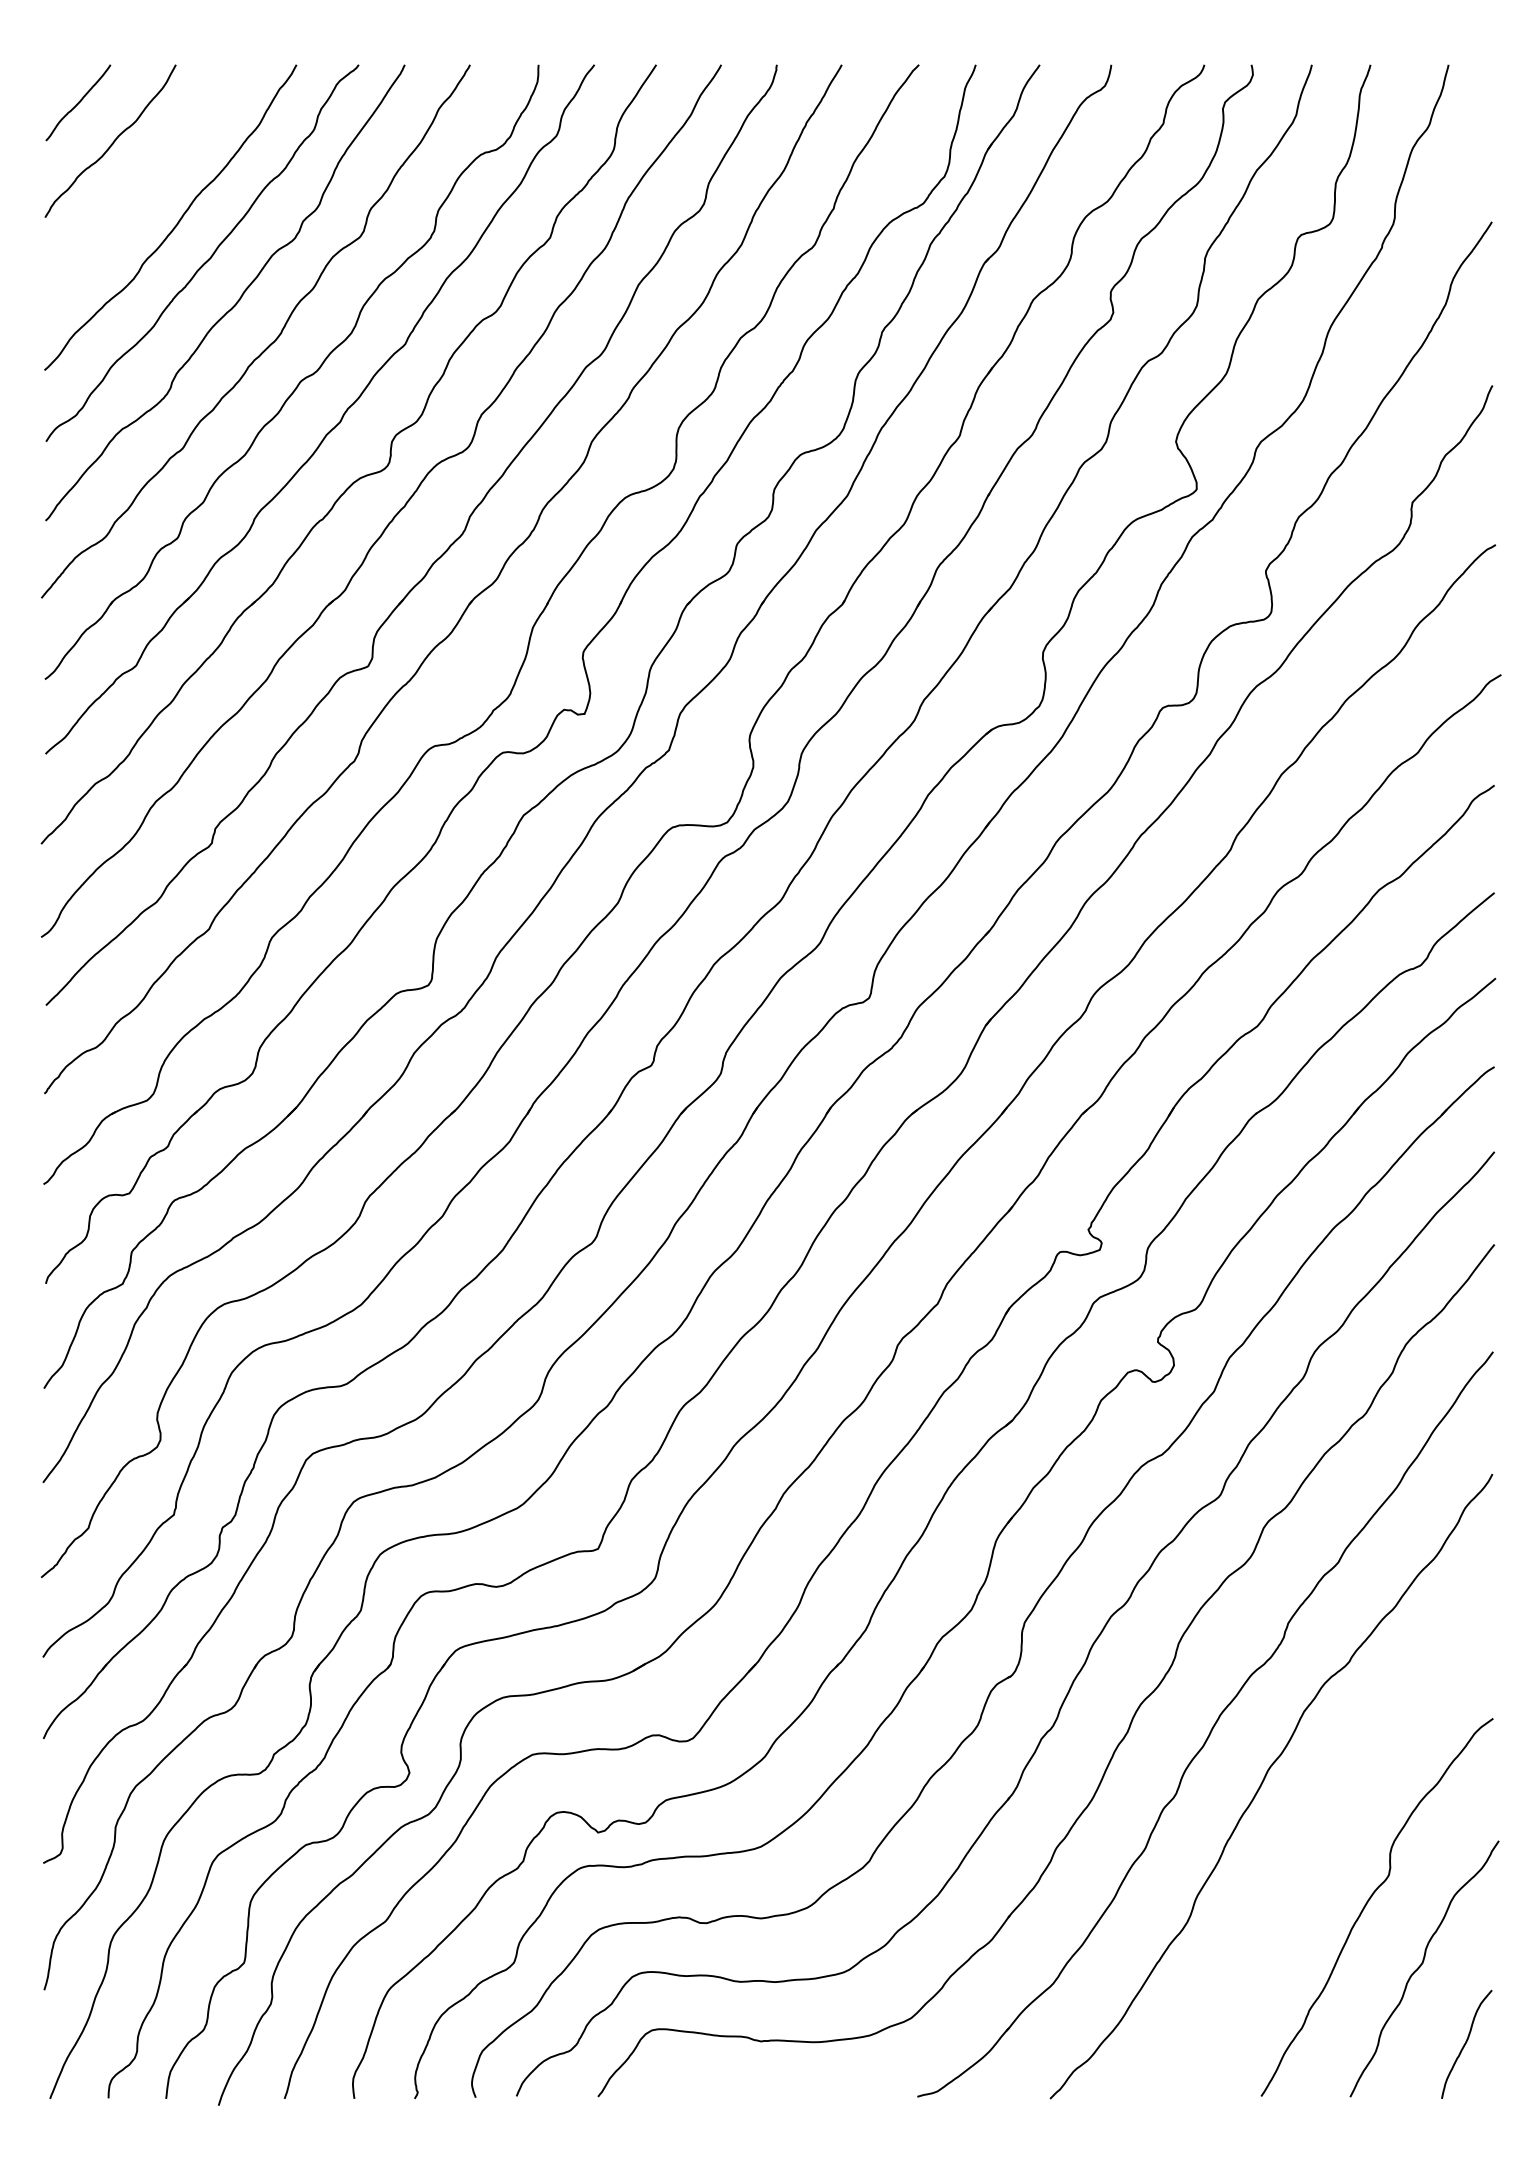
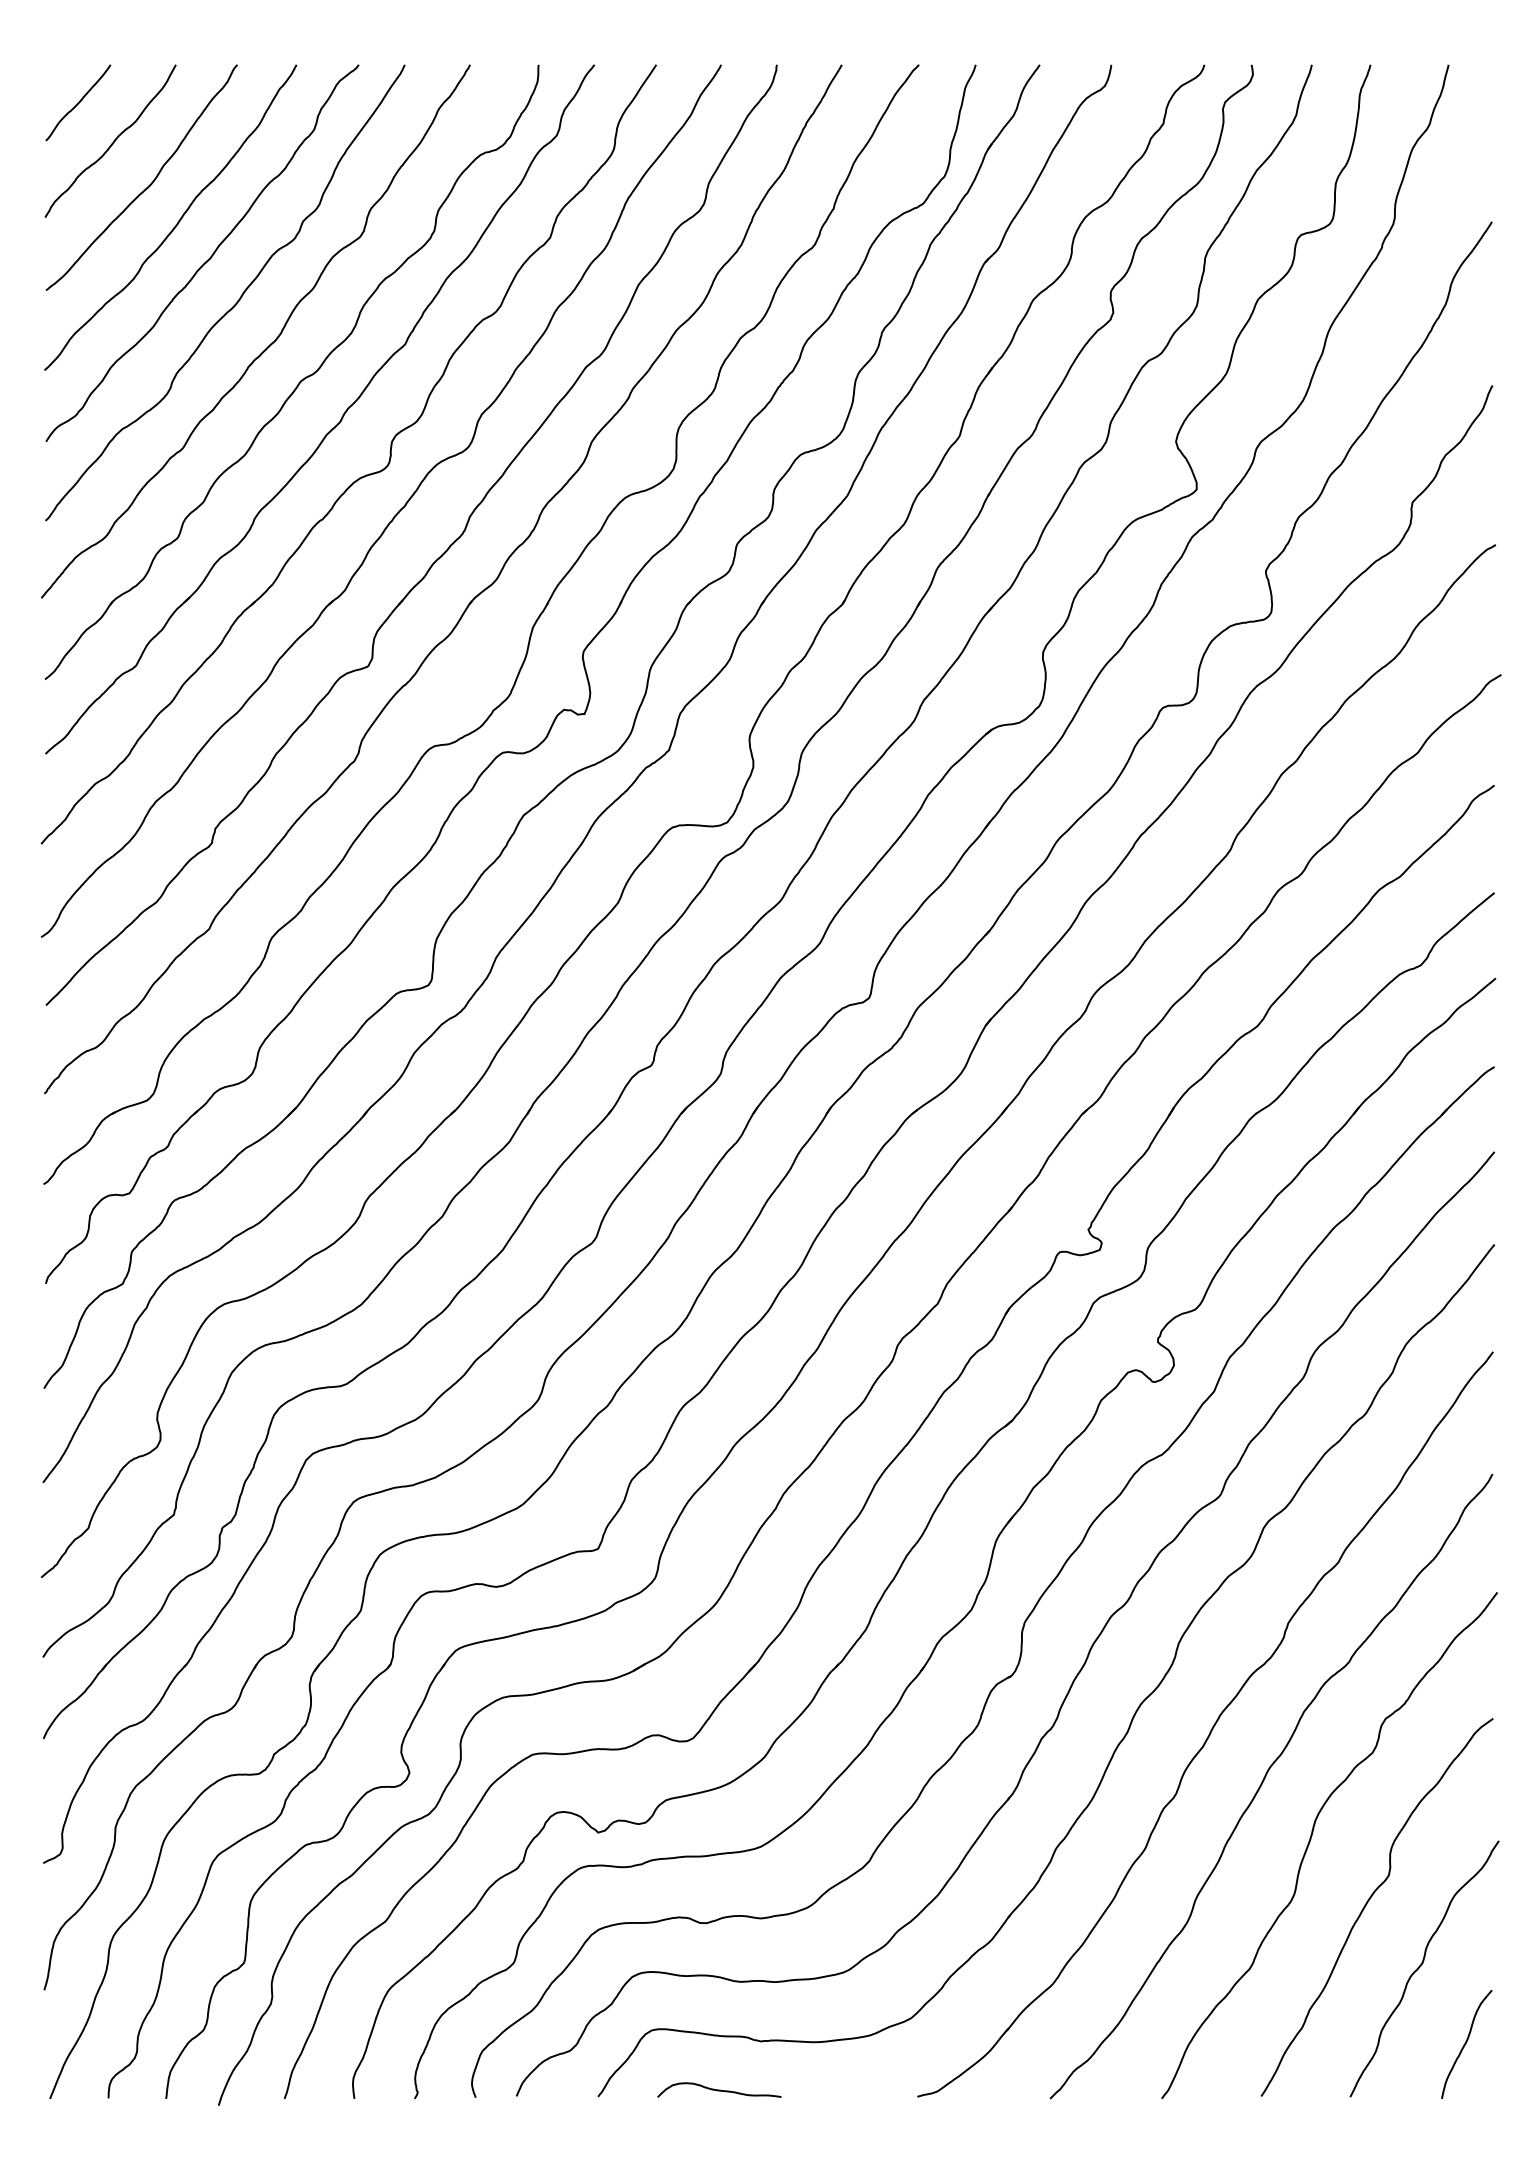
curve: none -> present (149, 184)
curve: none -> present (1311, 1839)
curve: none -> present (719, 2089)
